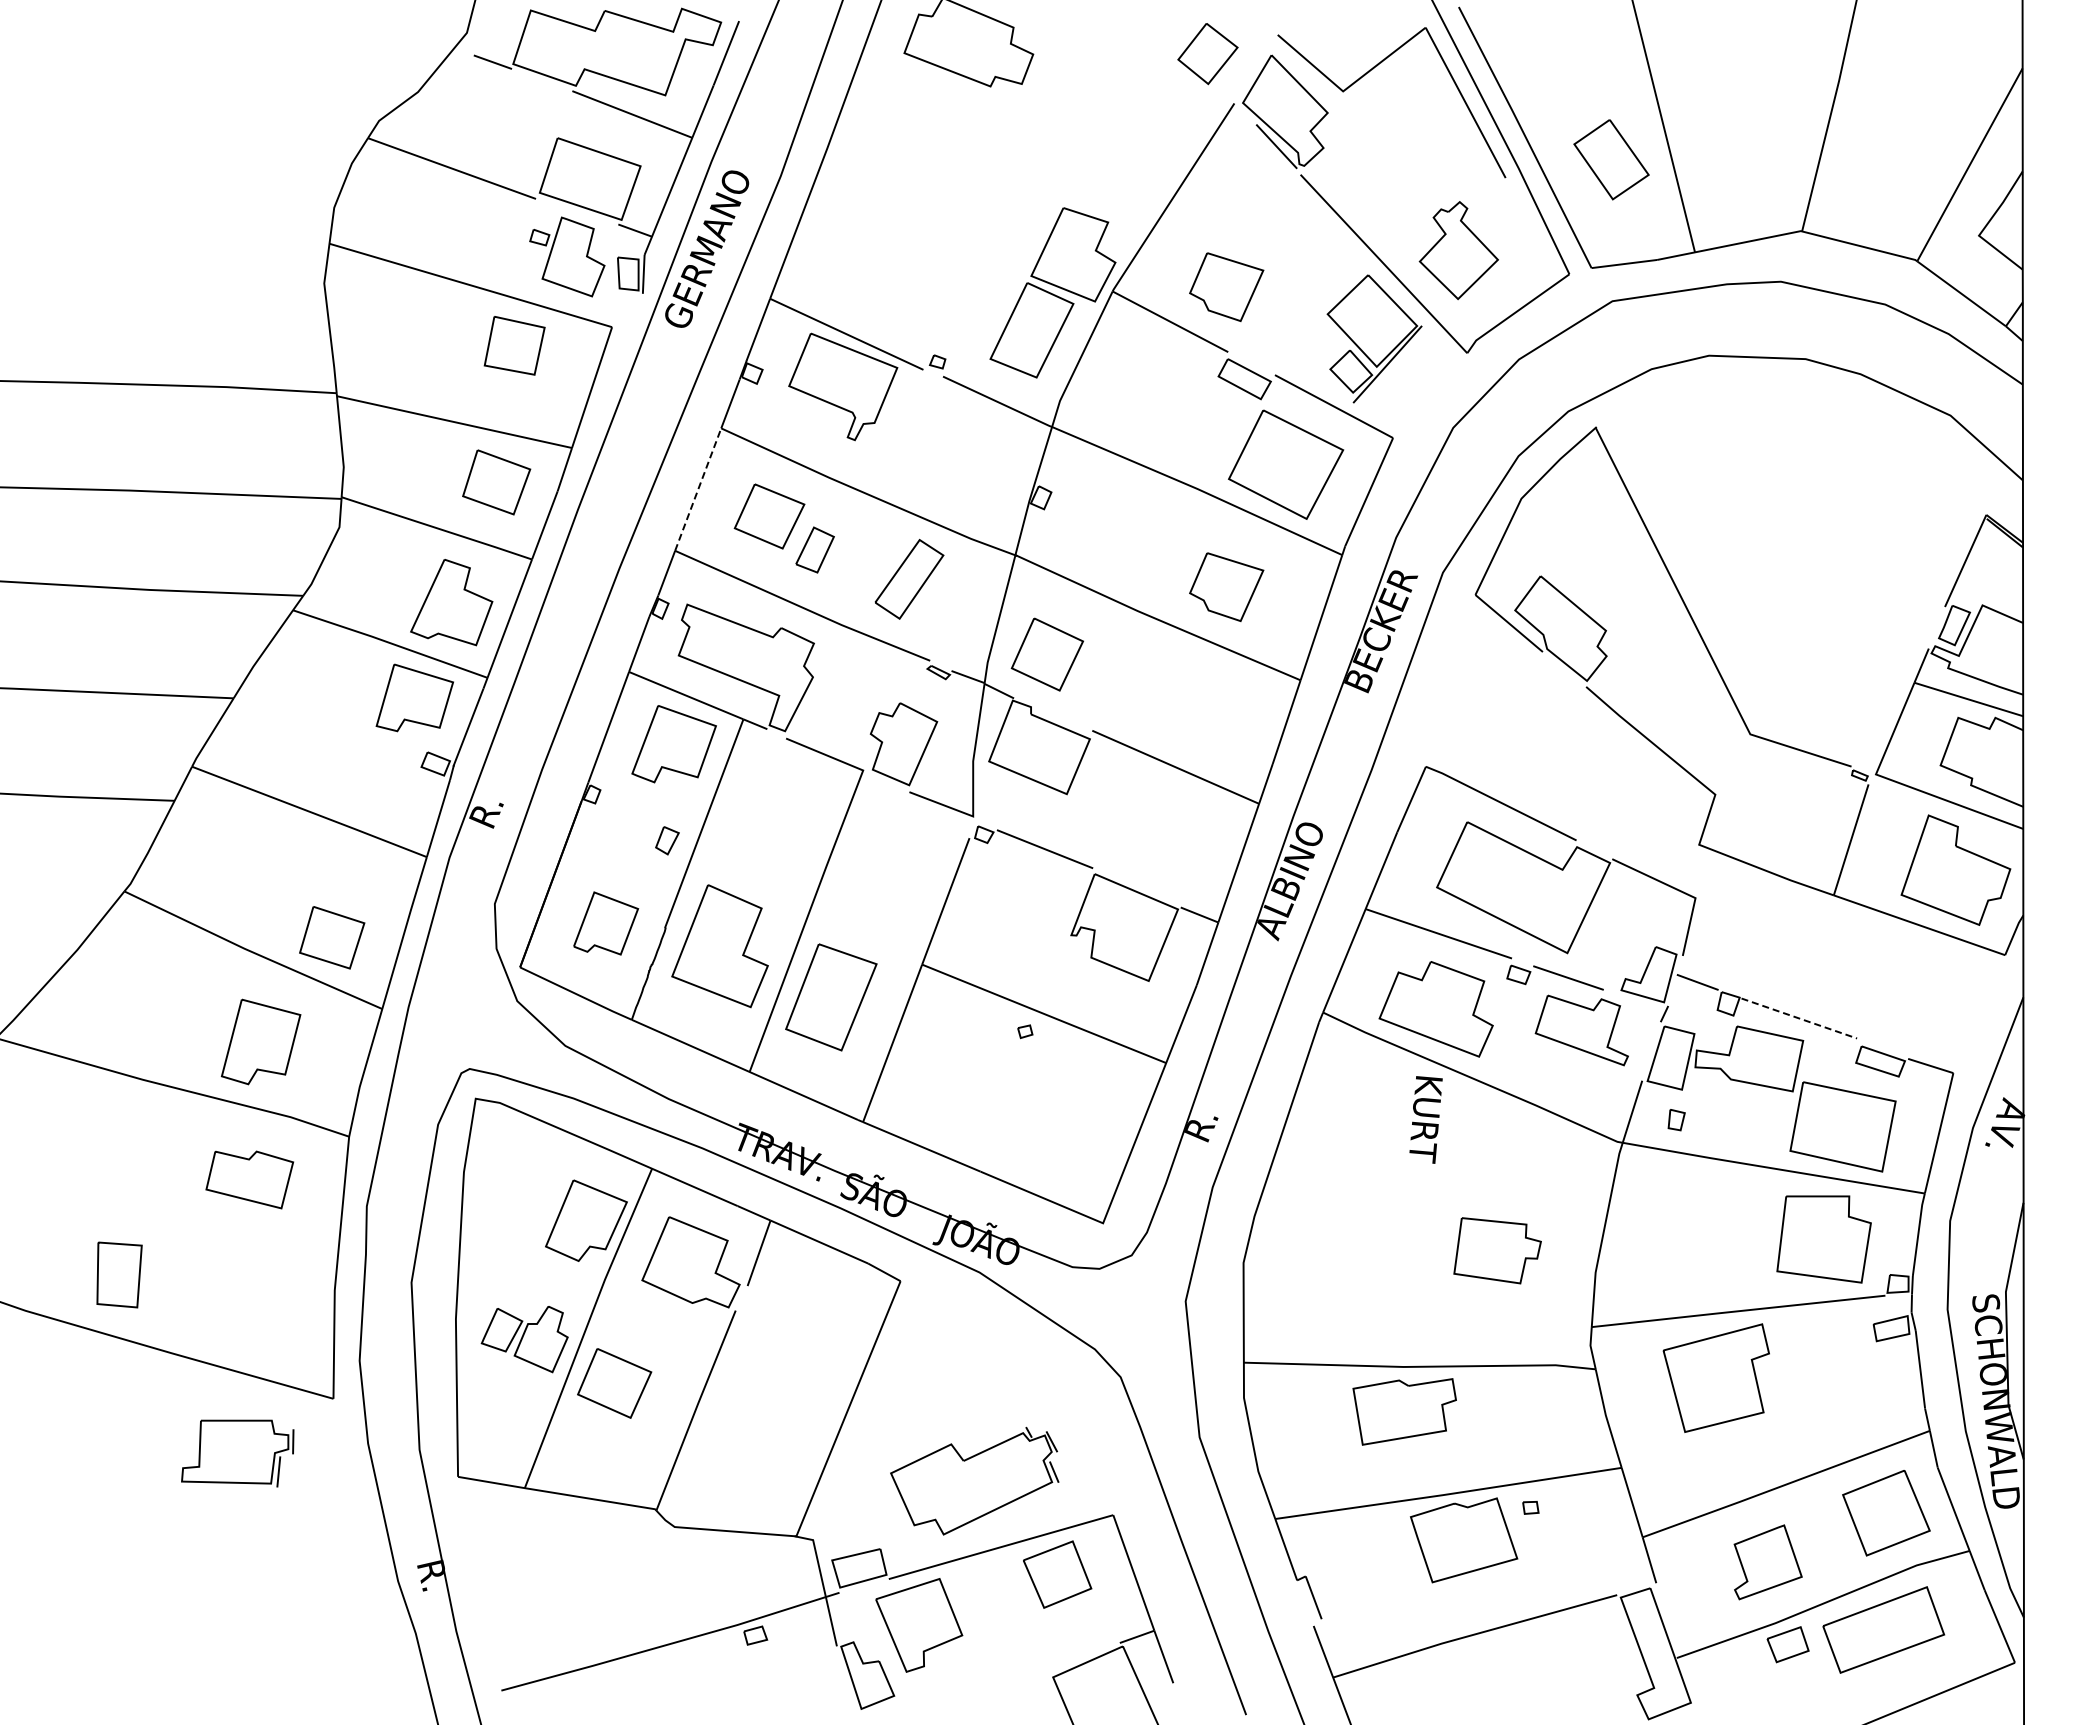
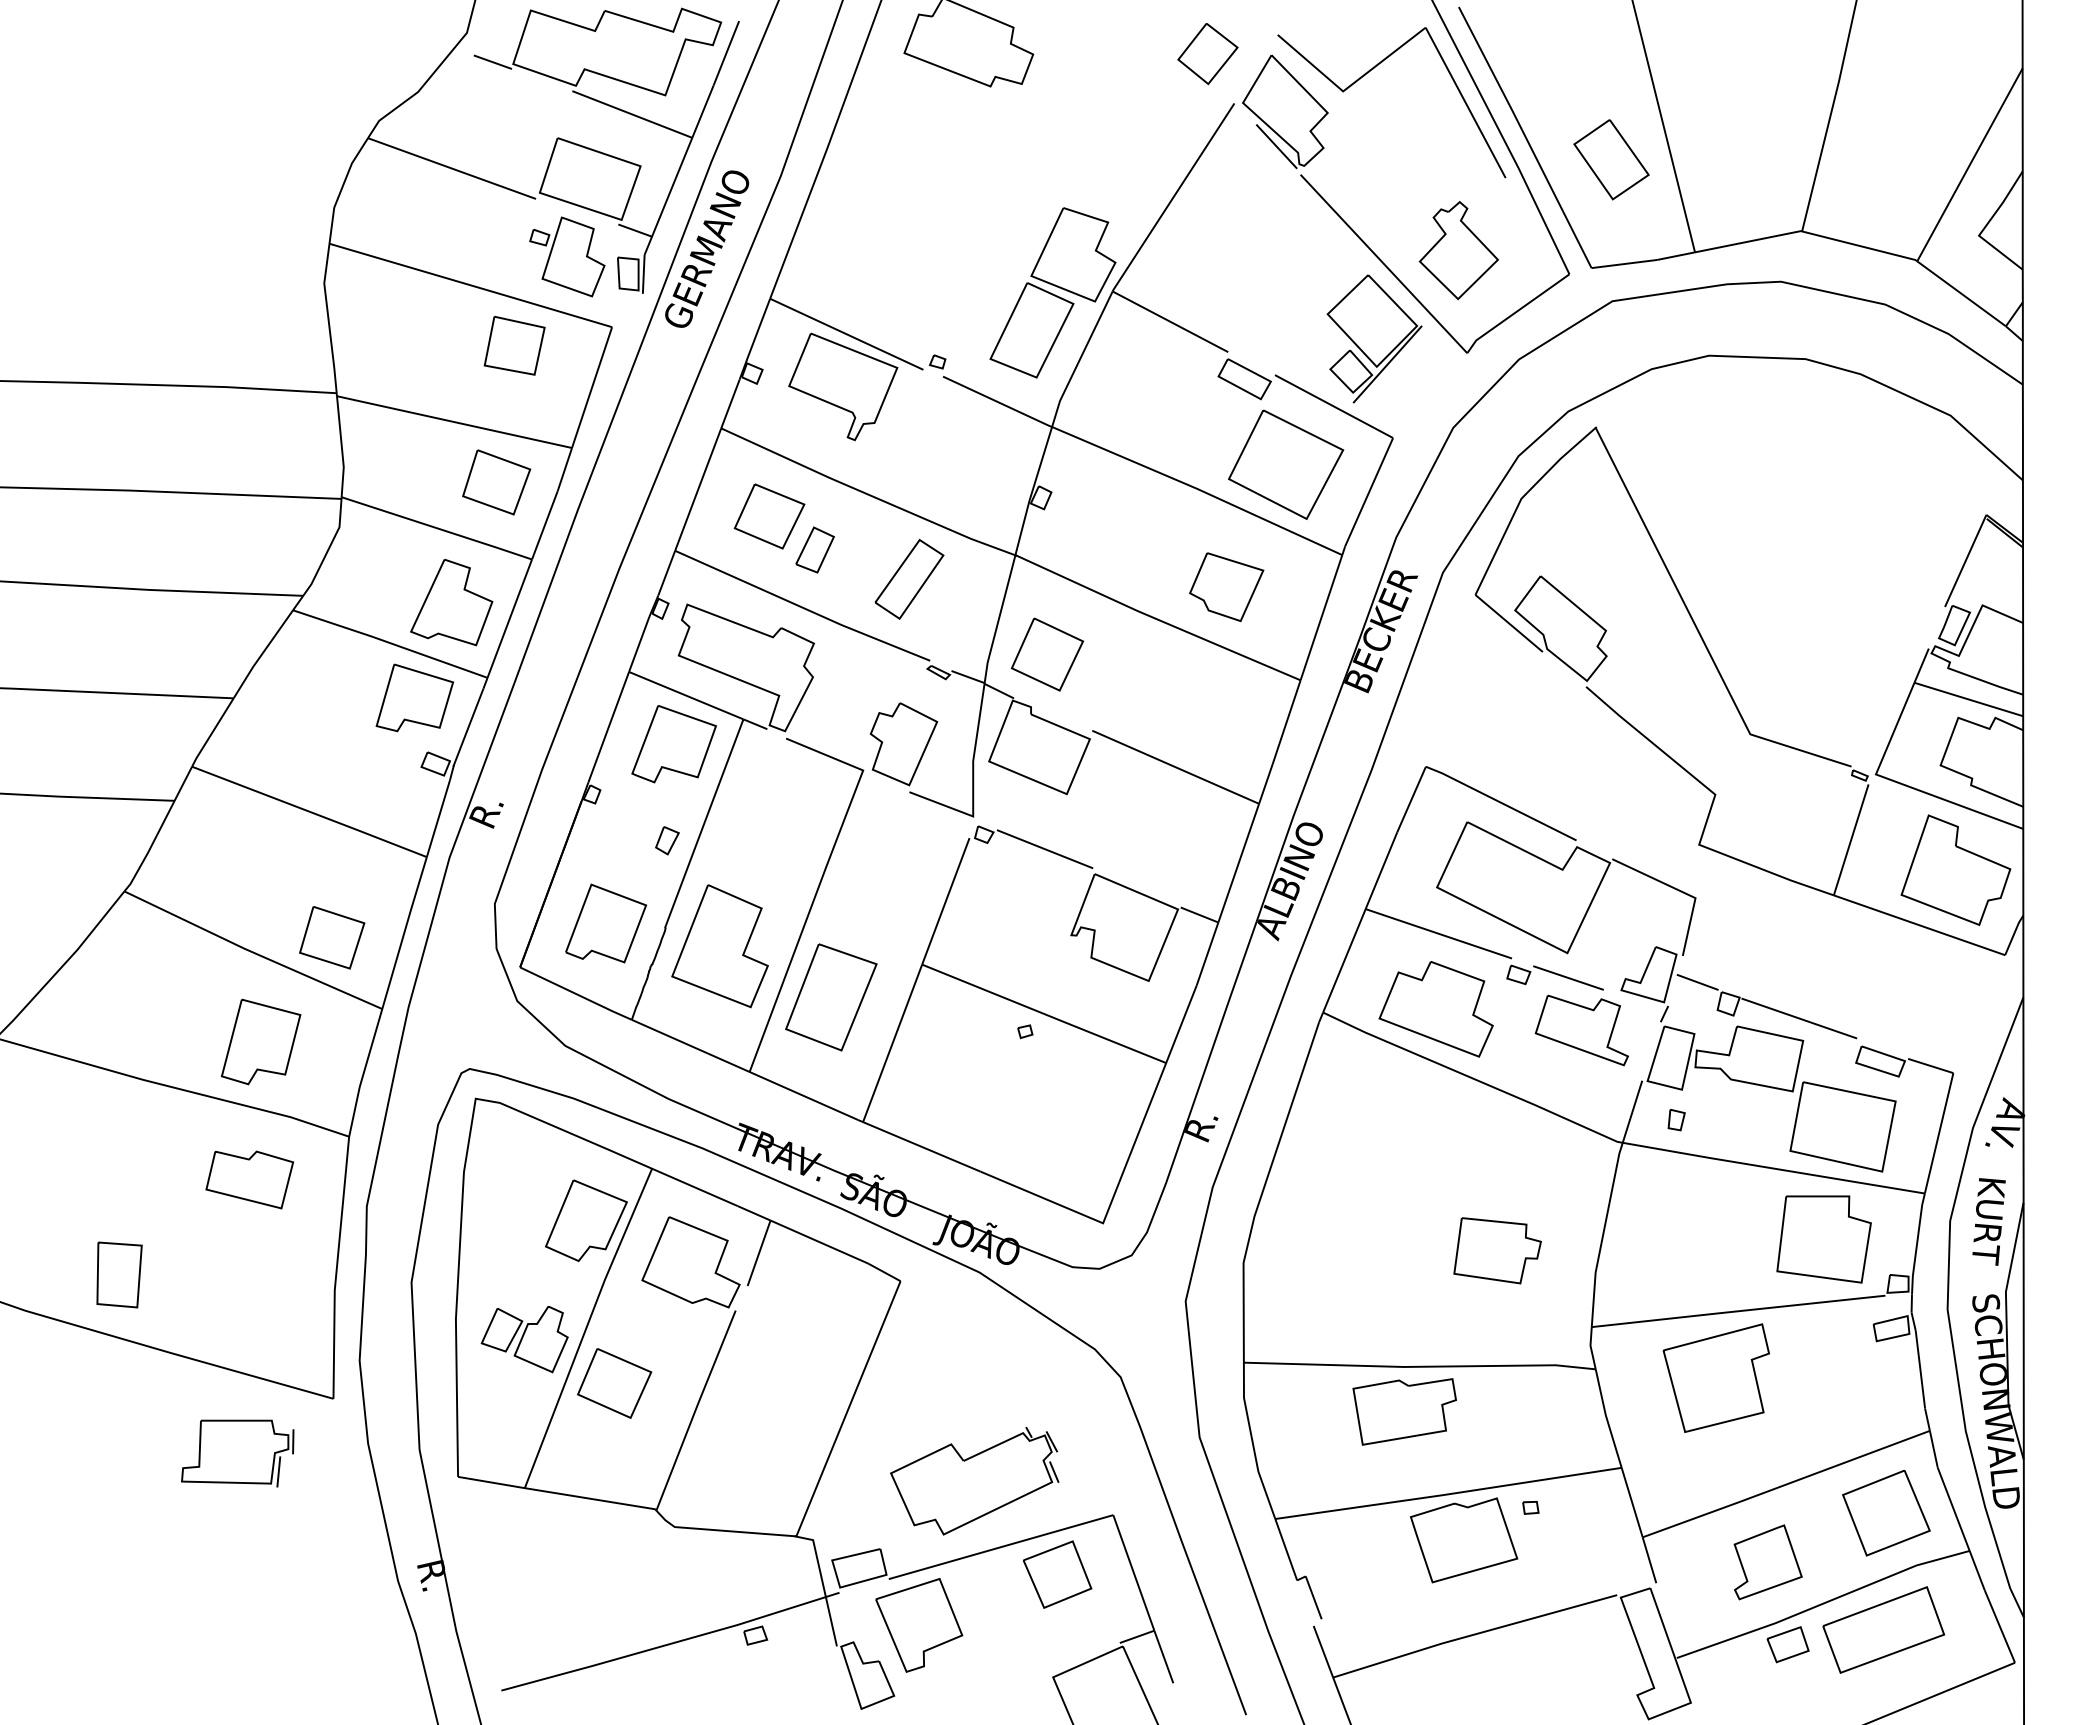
part: present -> none (1226, 286)
line: dashed -> solid (698, 489)
part size: 67x65 px -> 82x81 px (605, 923)
line: dashed -> solid (1799, 1018)
text position: (1425, 1119) -> (1988, 1221) (1988, 1221)
